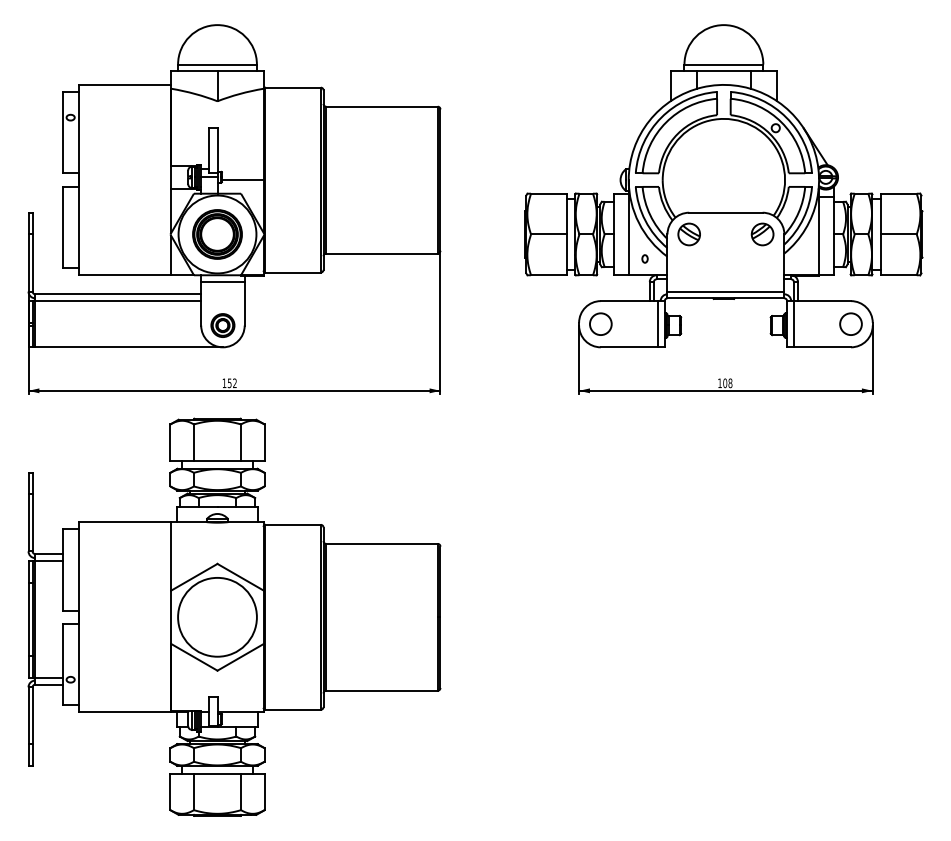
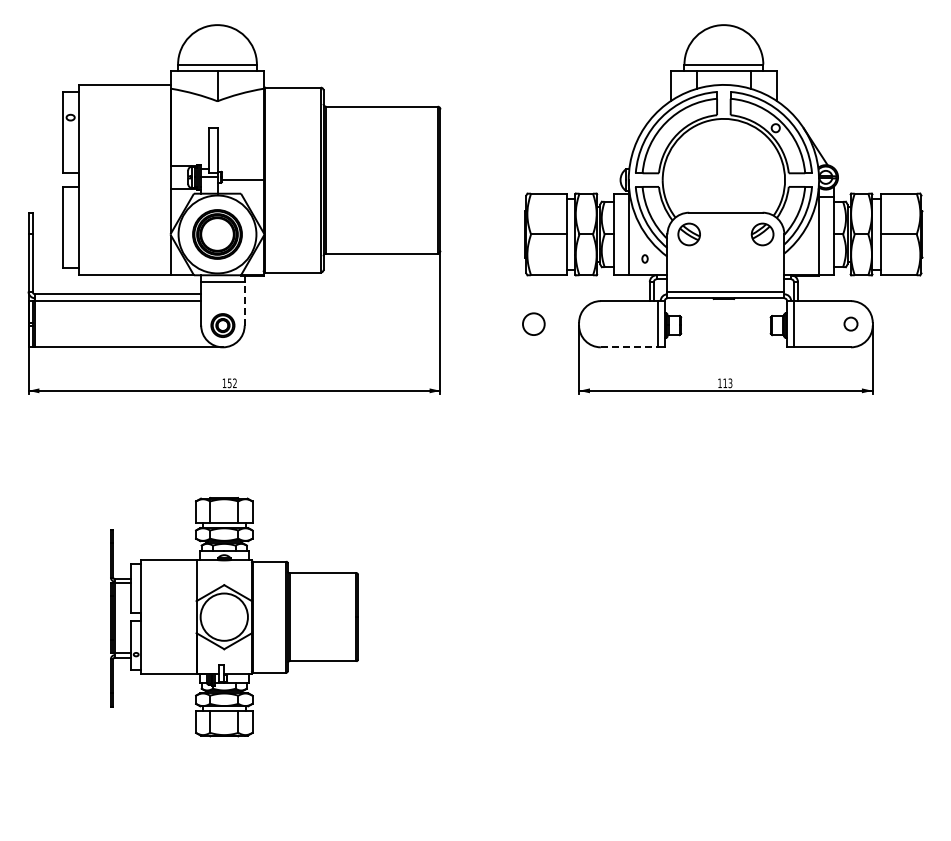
line: solid -> dashed (244, 303)
circle position: (600, 323) -> (533, 323) (533, 323)
circle size: 24x24 px -> 16x16 px (850, 323)
line: solid -> dashed (629, 347)
text: 108 -> 113 (727, 383)
part size: 415x400 px -> 249x241 px (234, 617)
